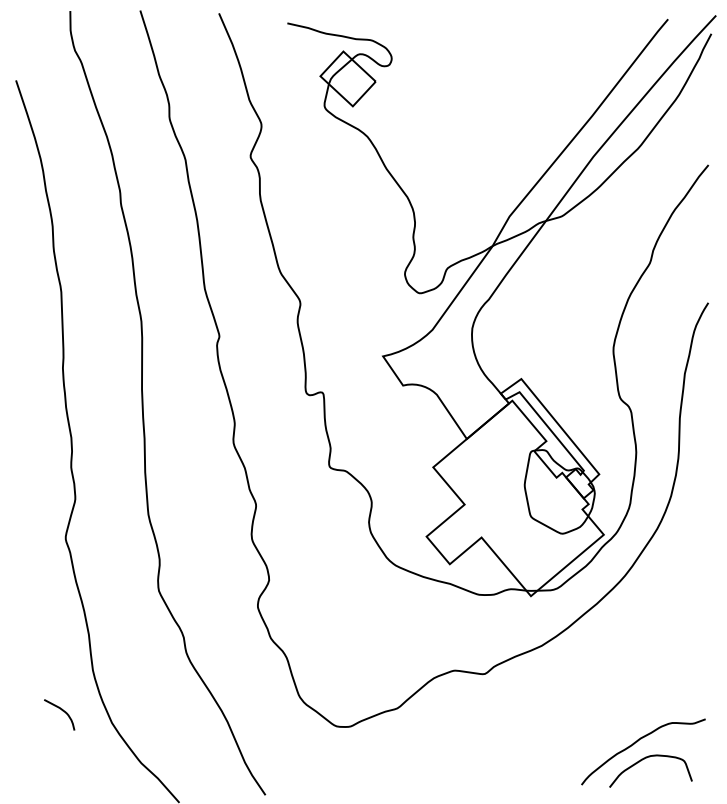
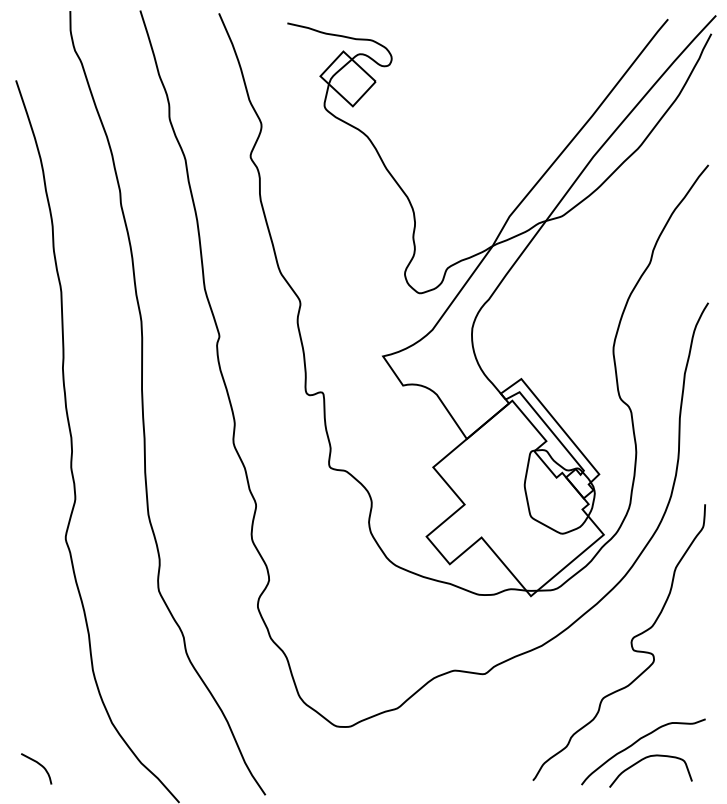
curve: none -> present (630, 642)
curve position: (62, 711) -> (39, 765) (39, 765)
